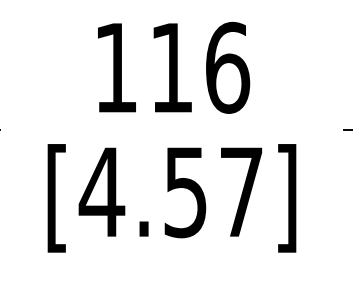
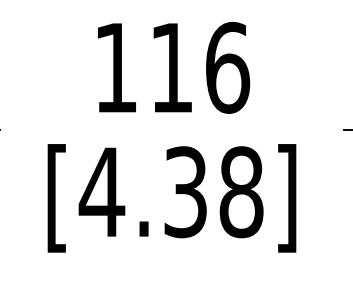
text: [4.57] -> [4.38] (213, 192)
